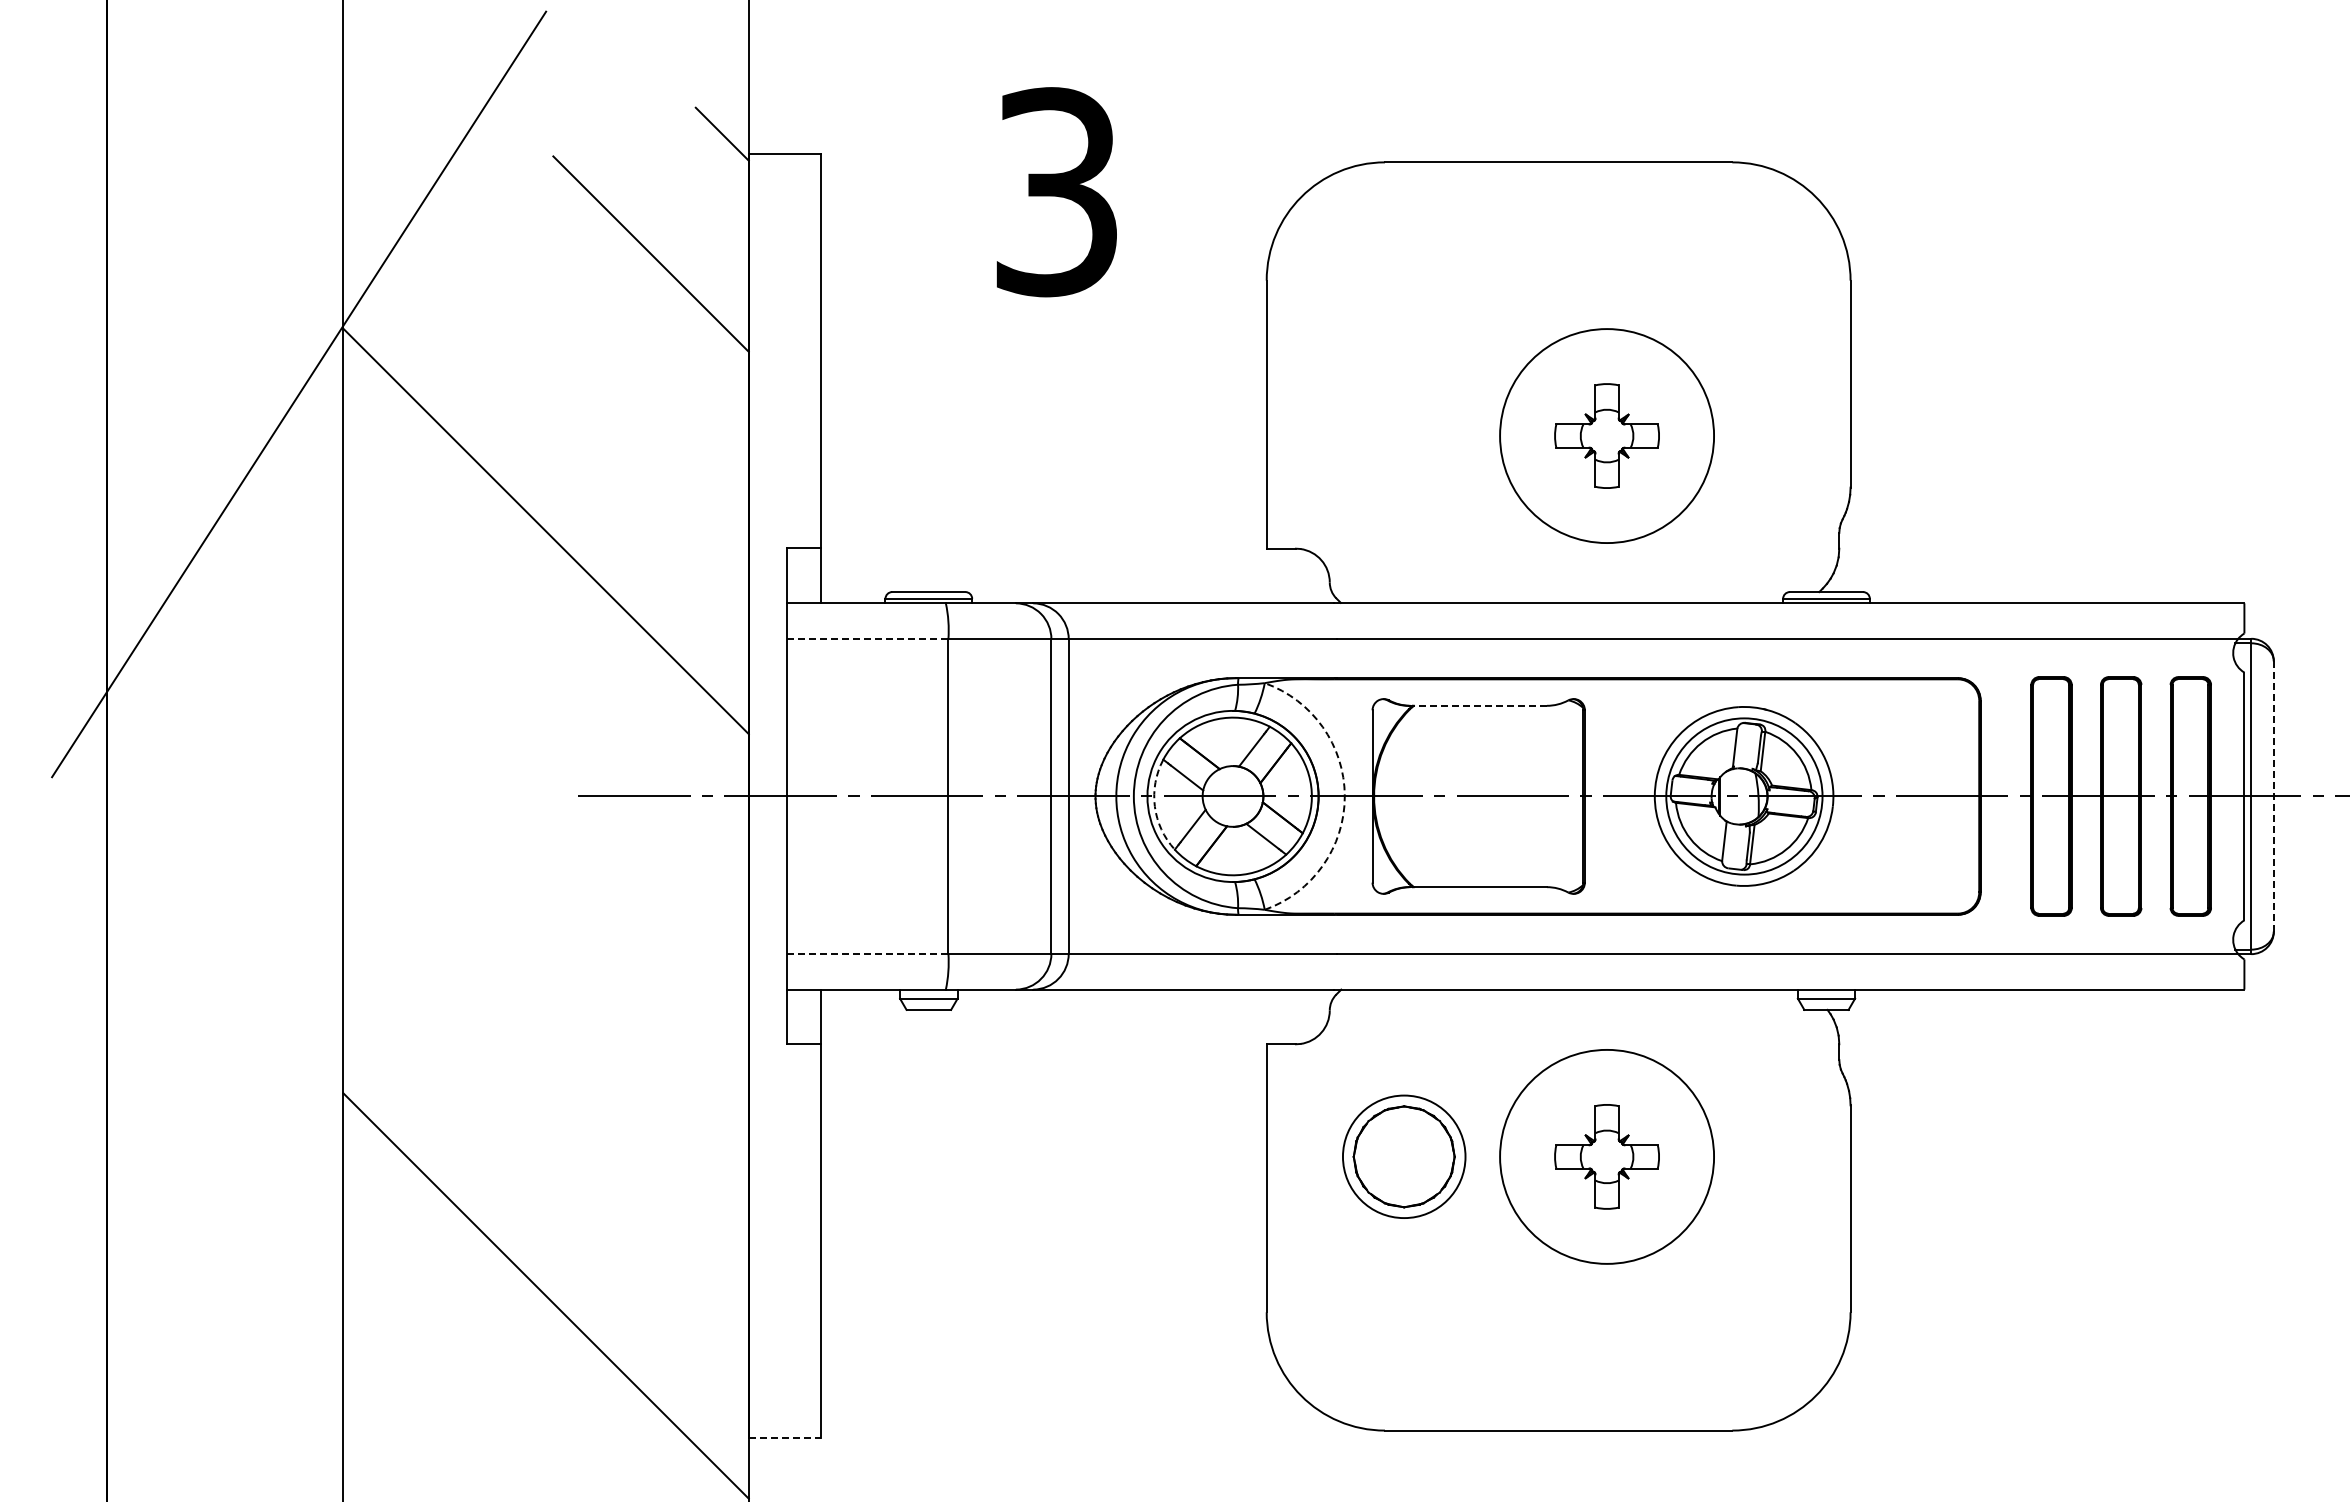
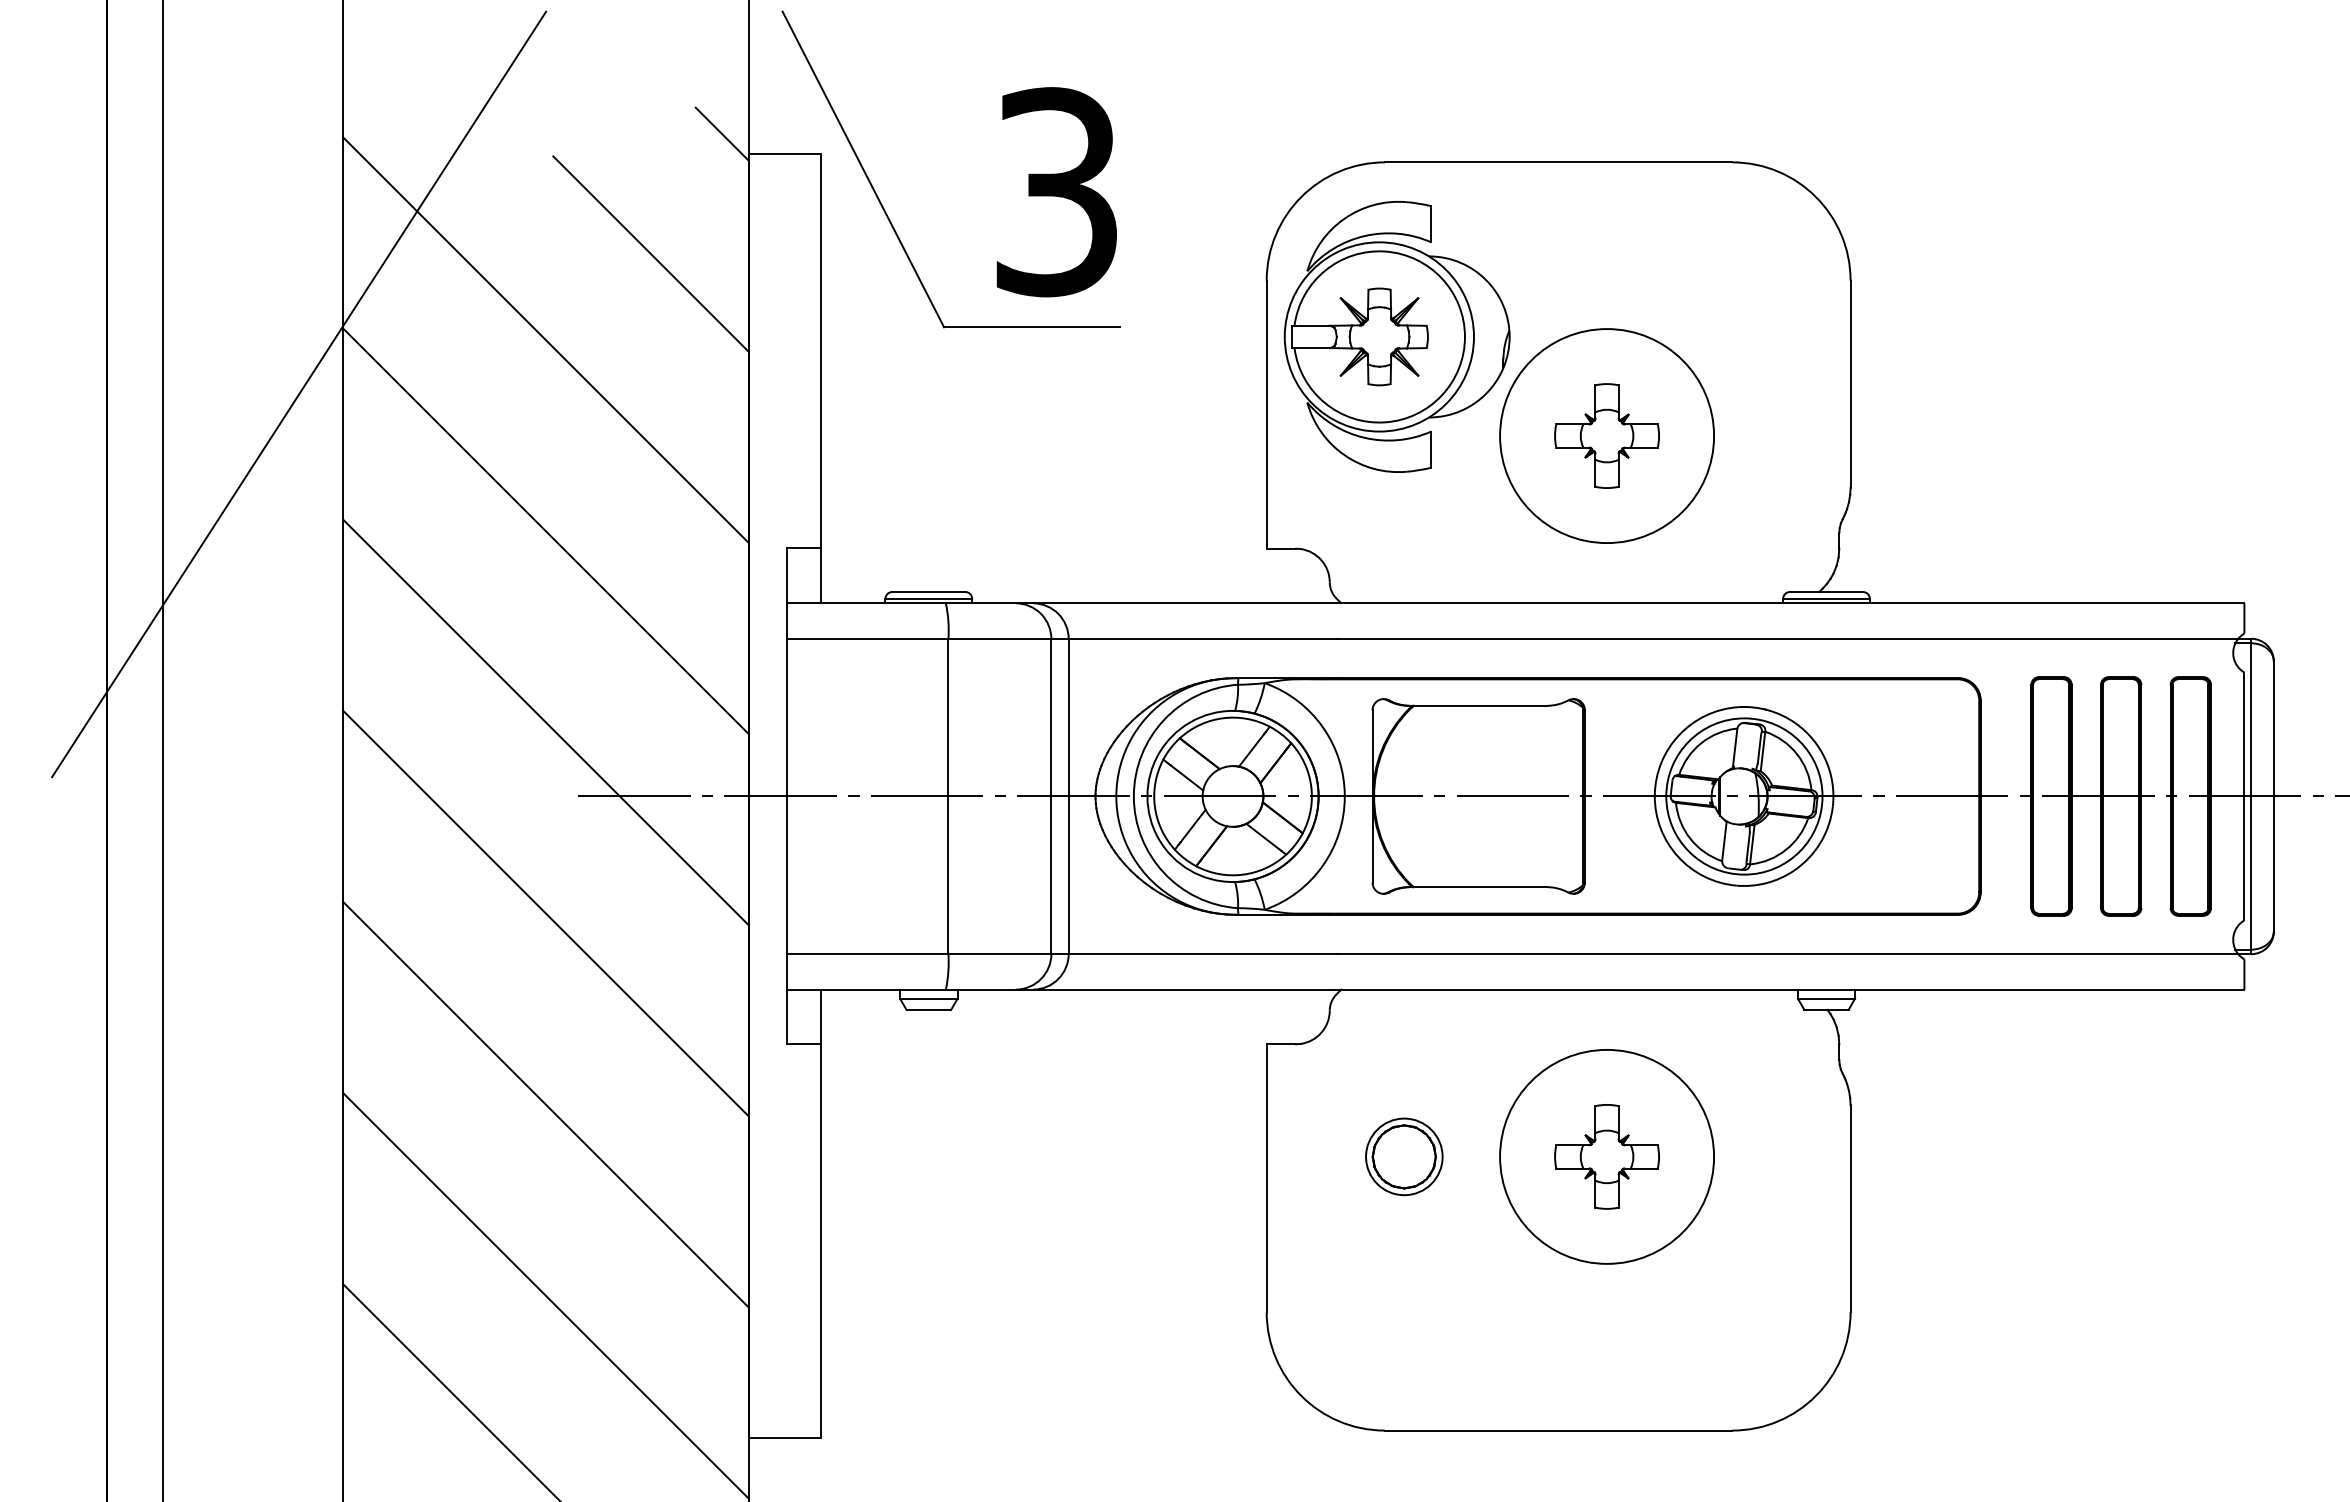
part: none -> present (882, 204)
part: none -> present (1396, 336)
line: none -> present (545, 340)
line: dashed -> solid (867, 639)
line: dashed -> solid (1478, 705)
line: none -> present (545, 722)
line: none -> present (163, 750)
arc: dashed -> solid (1344, 796)
line: dashed -> solid (2273, 796)
arc: dashed -> solid (1154, 806)
line: none -> present (545, 913)
line: dashed -> solid (867, 953)
line: none -> present (545, 1104)
part size: 125x125 px -> 79x80 px (1404, 1156)
line: none -> present (450, 1391)
line: dashed -> solid (785, 1438)
